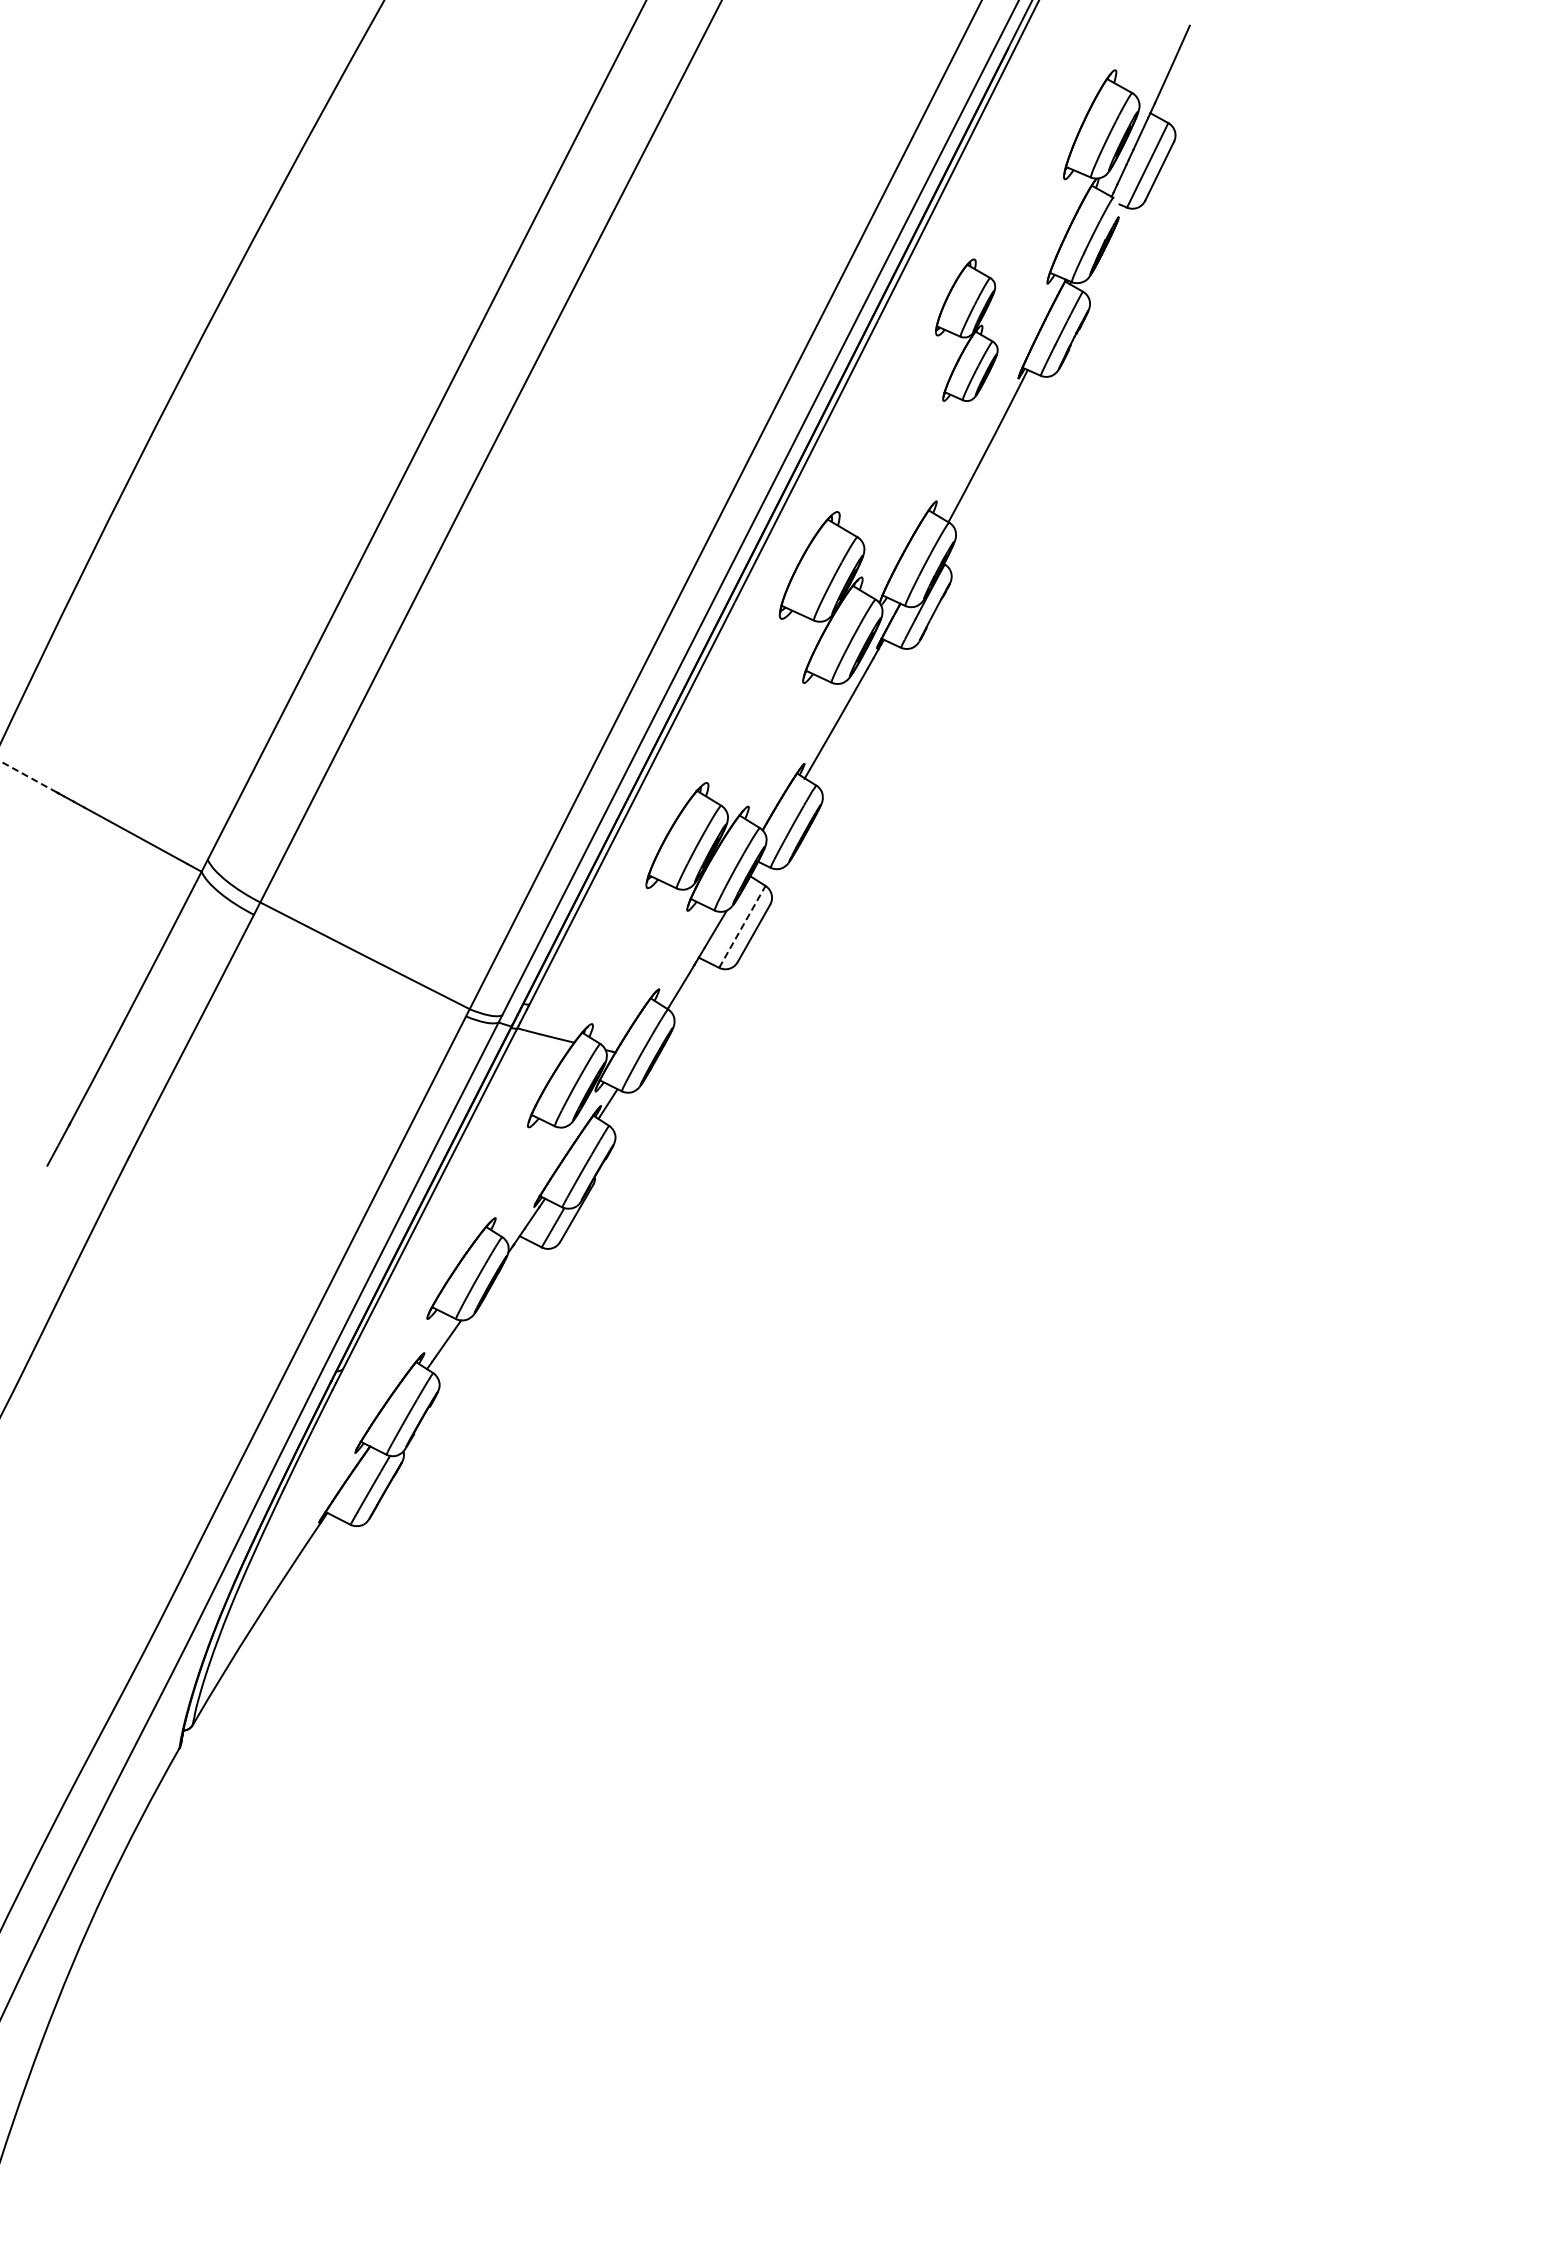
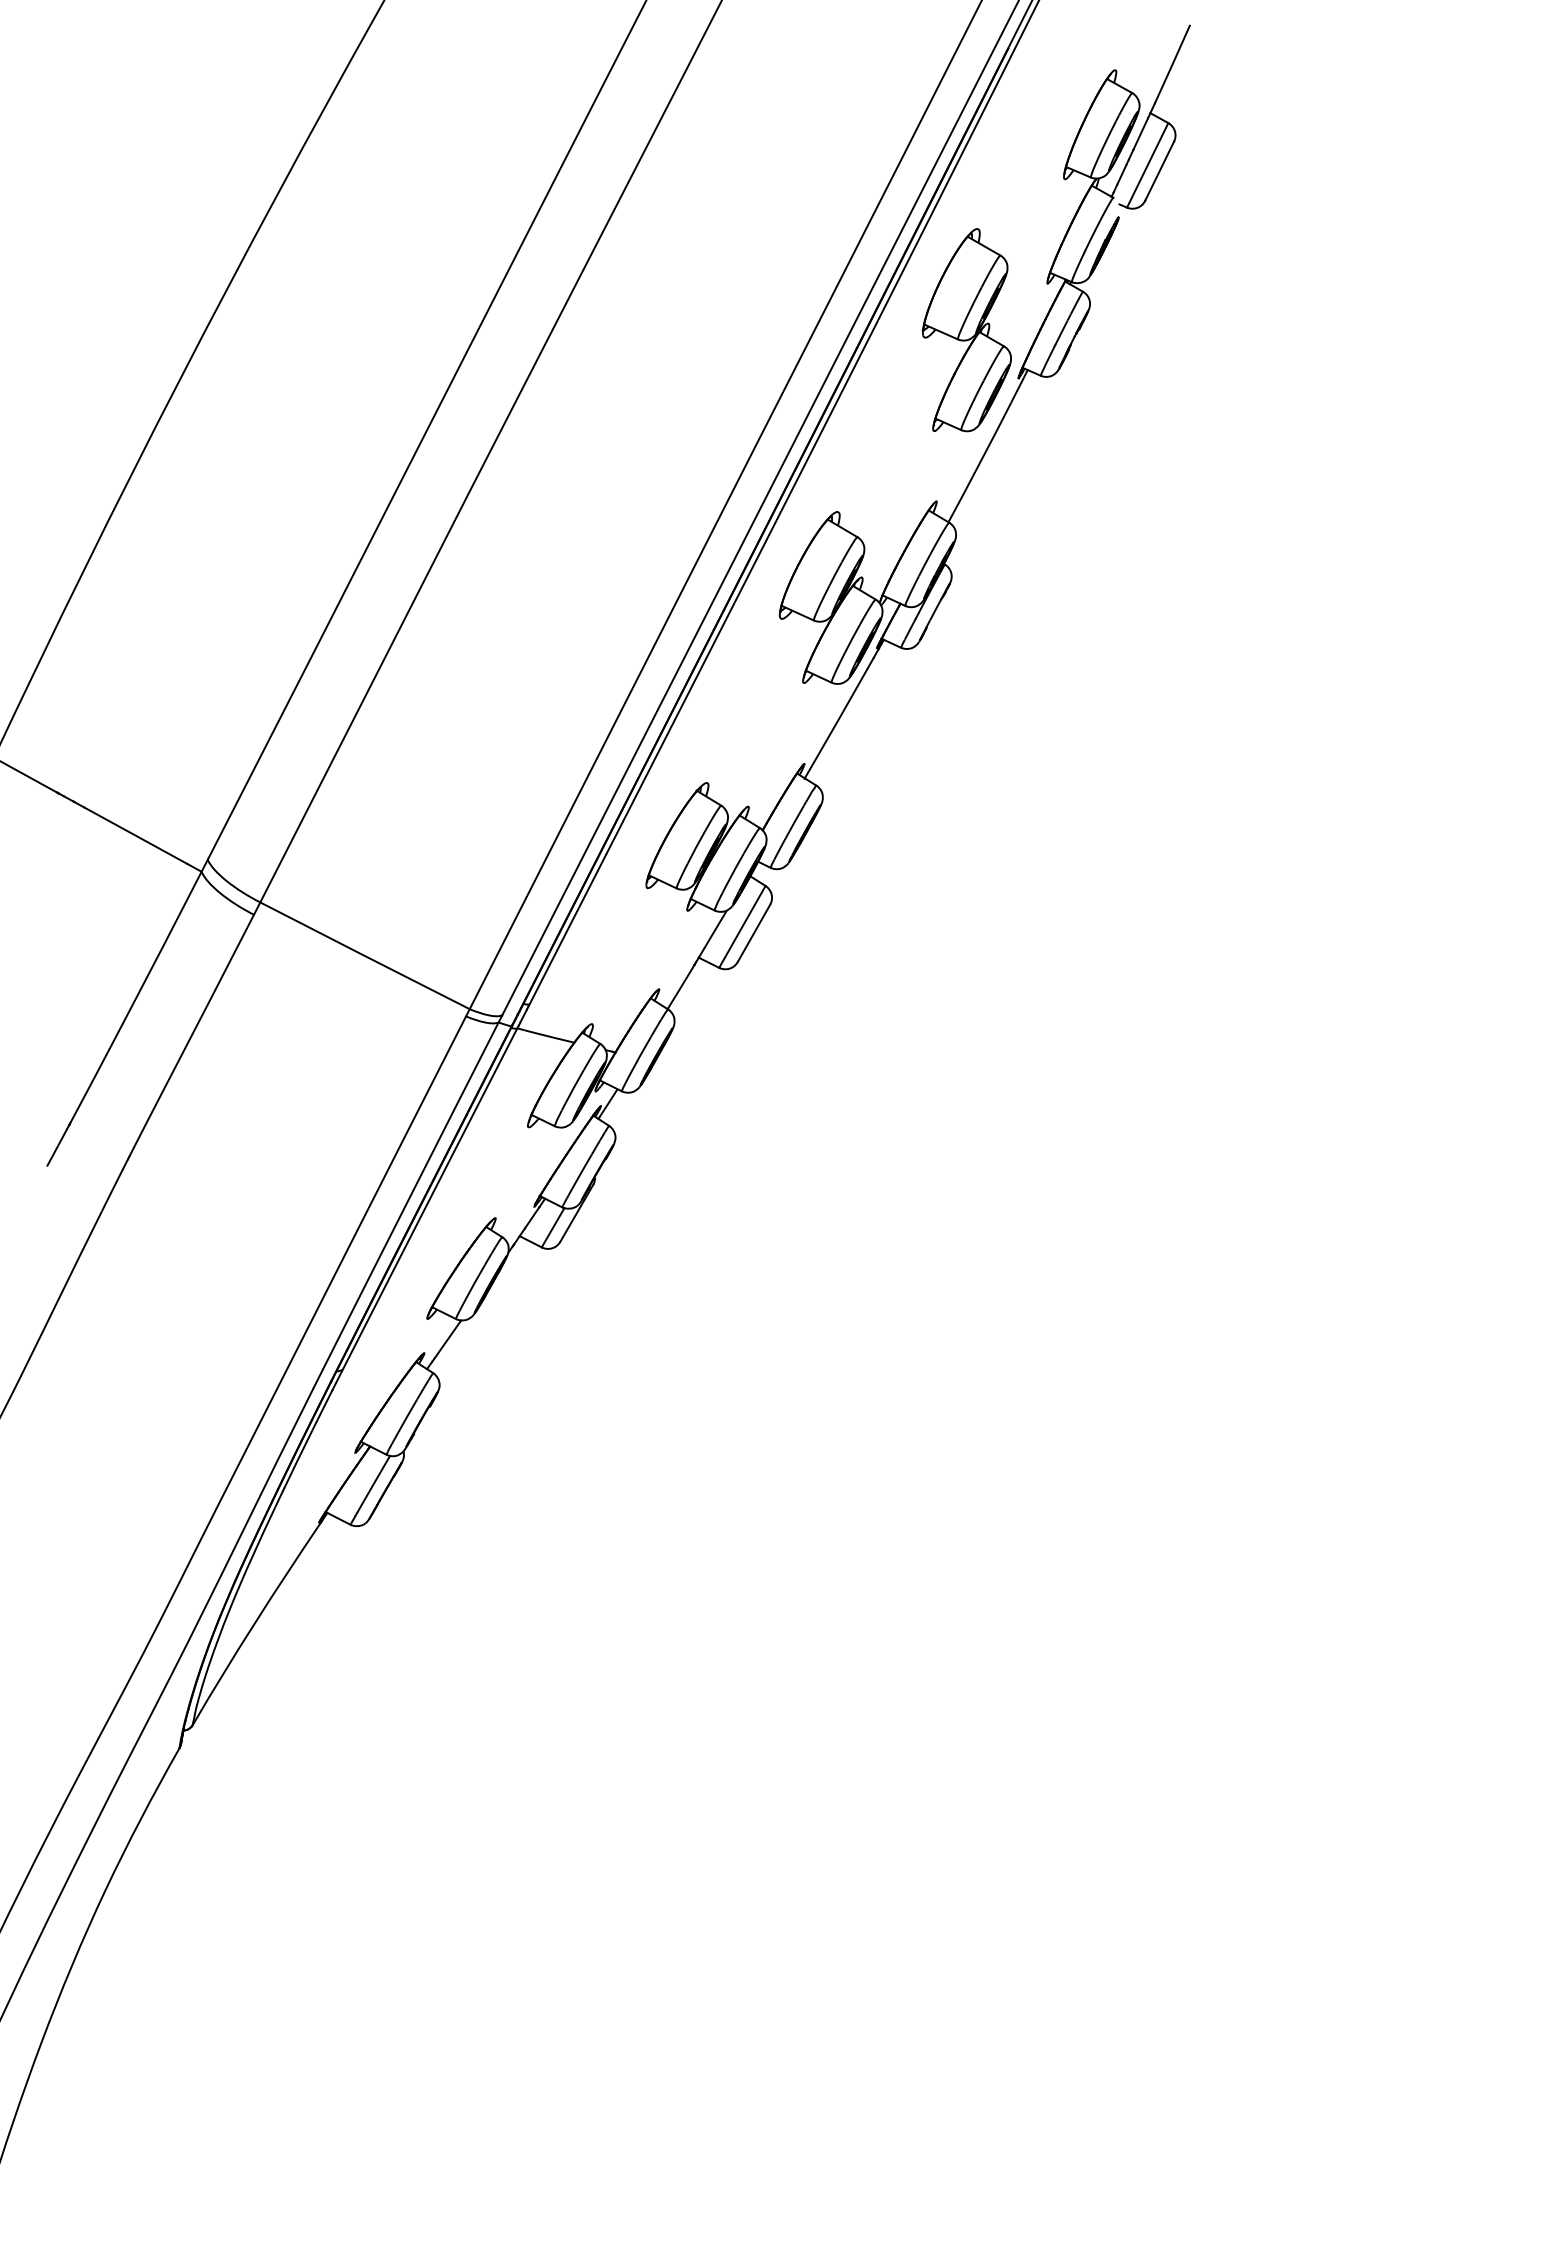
part size: 64x144 px -> 91x205 px (966, 330)
line: dashed -> solid (28, 776)
line: dashed -> solid (742, 926)
